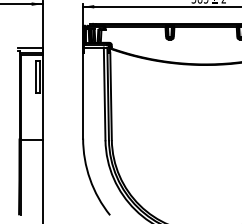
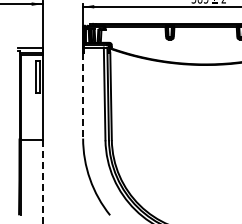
line: solid -> dashed (83, 95)
line: solid -> dashed (42, 182)
